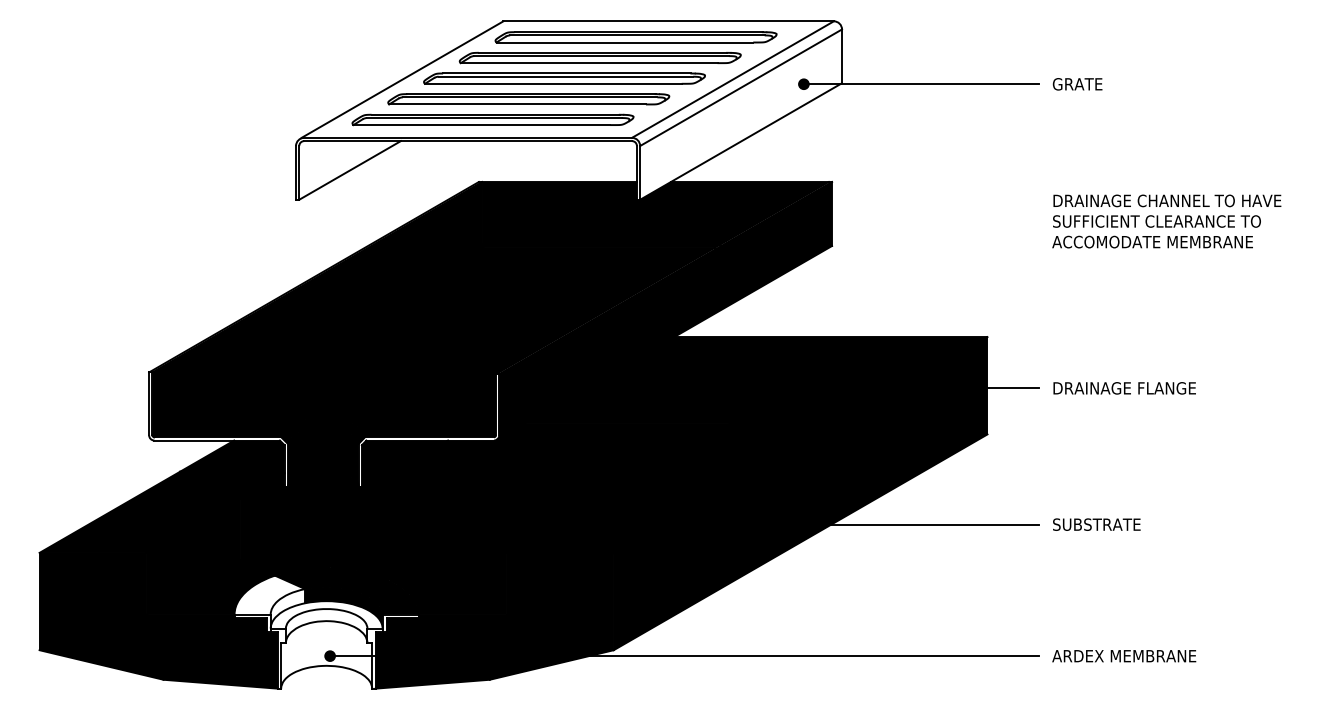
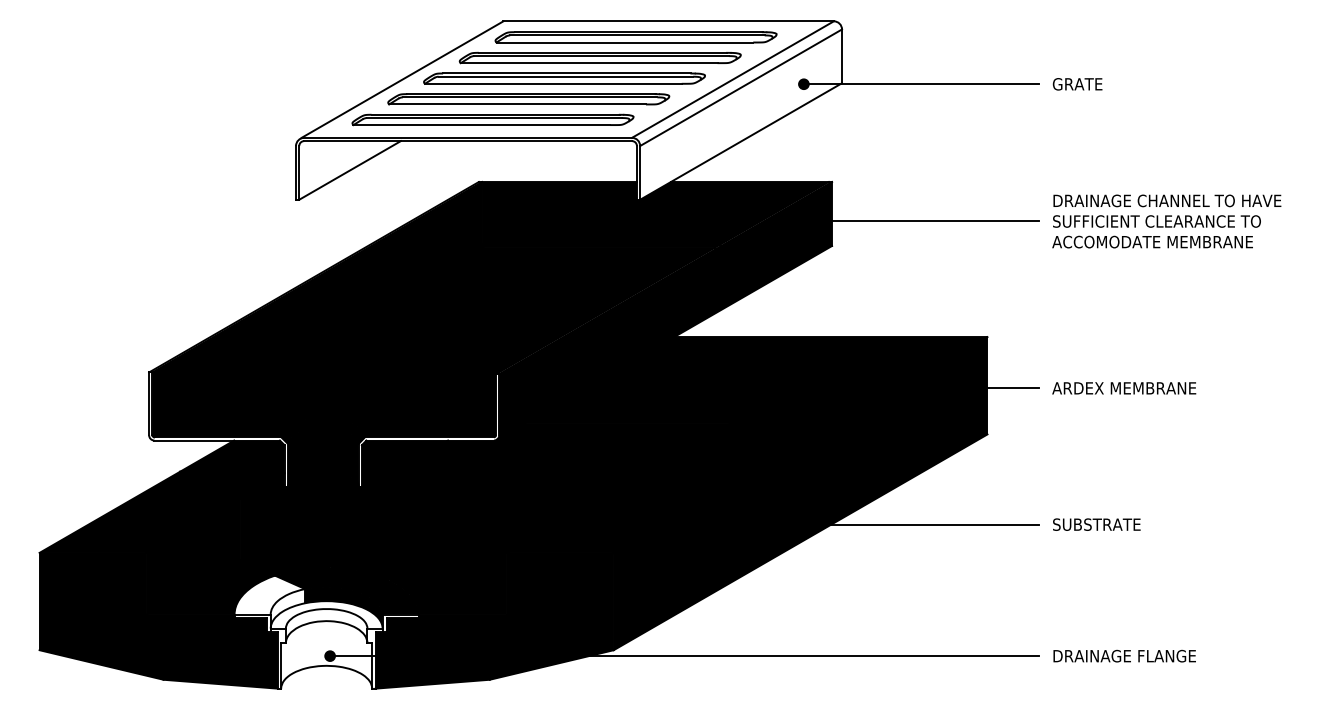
line: none -> present (921, 221)
text: DRAINAGE FLANGE -> ARDEX MEMBRANE (1124, 388)
text: ARDEX MEMBRANE -> DRAINAGE FLANGE (1124, 655)
